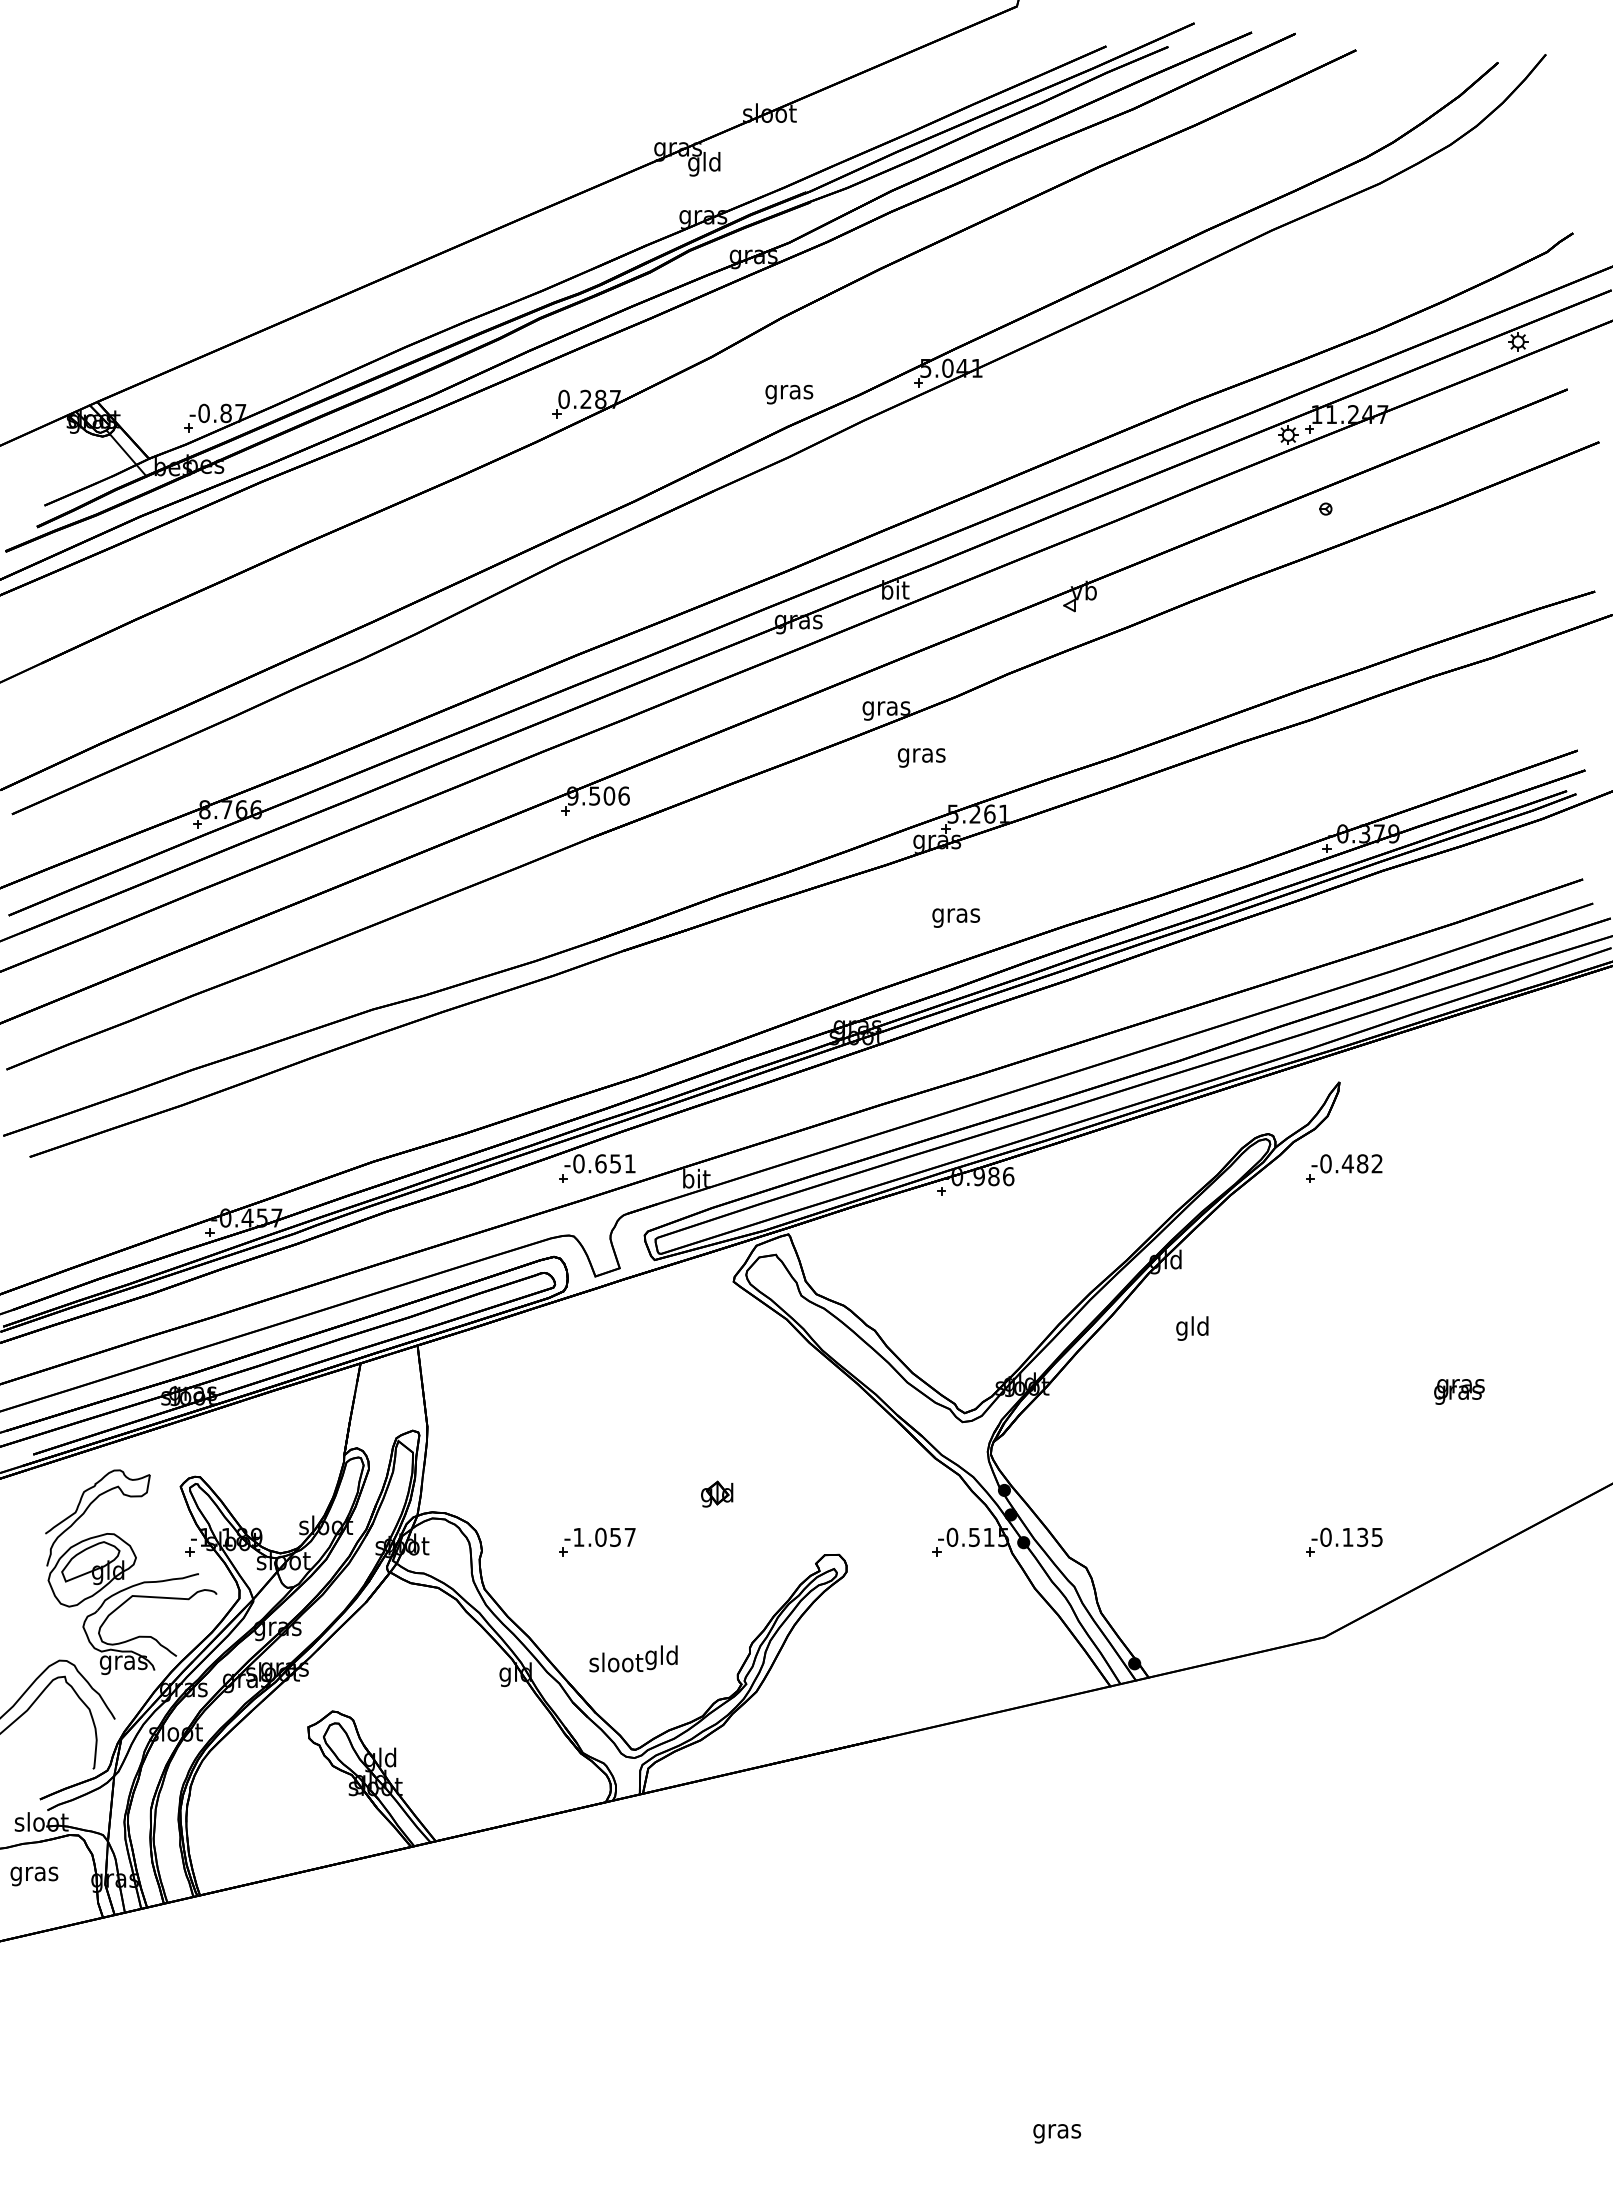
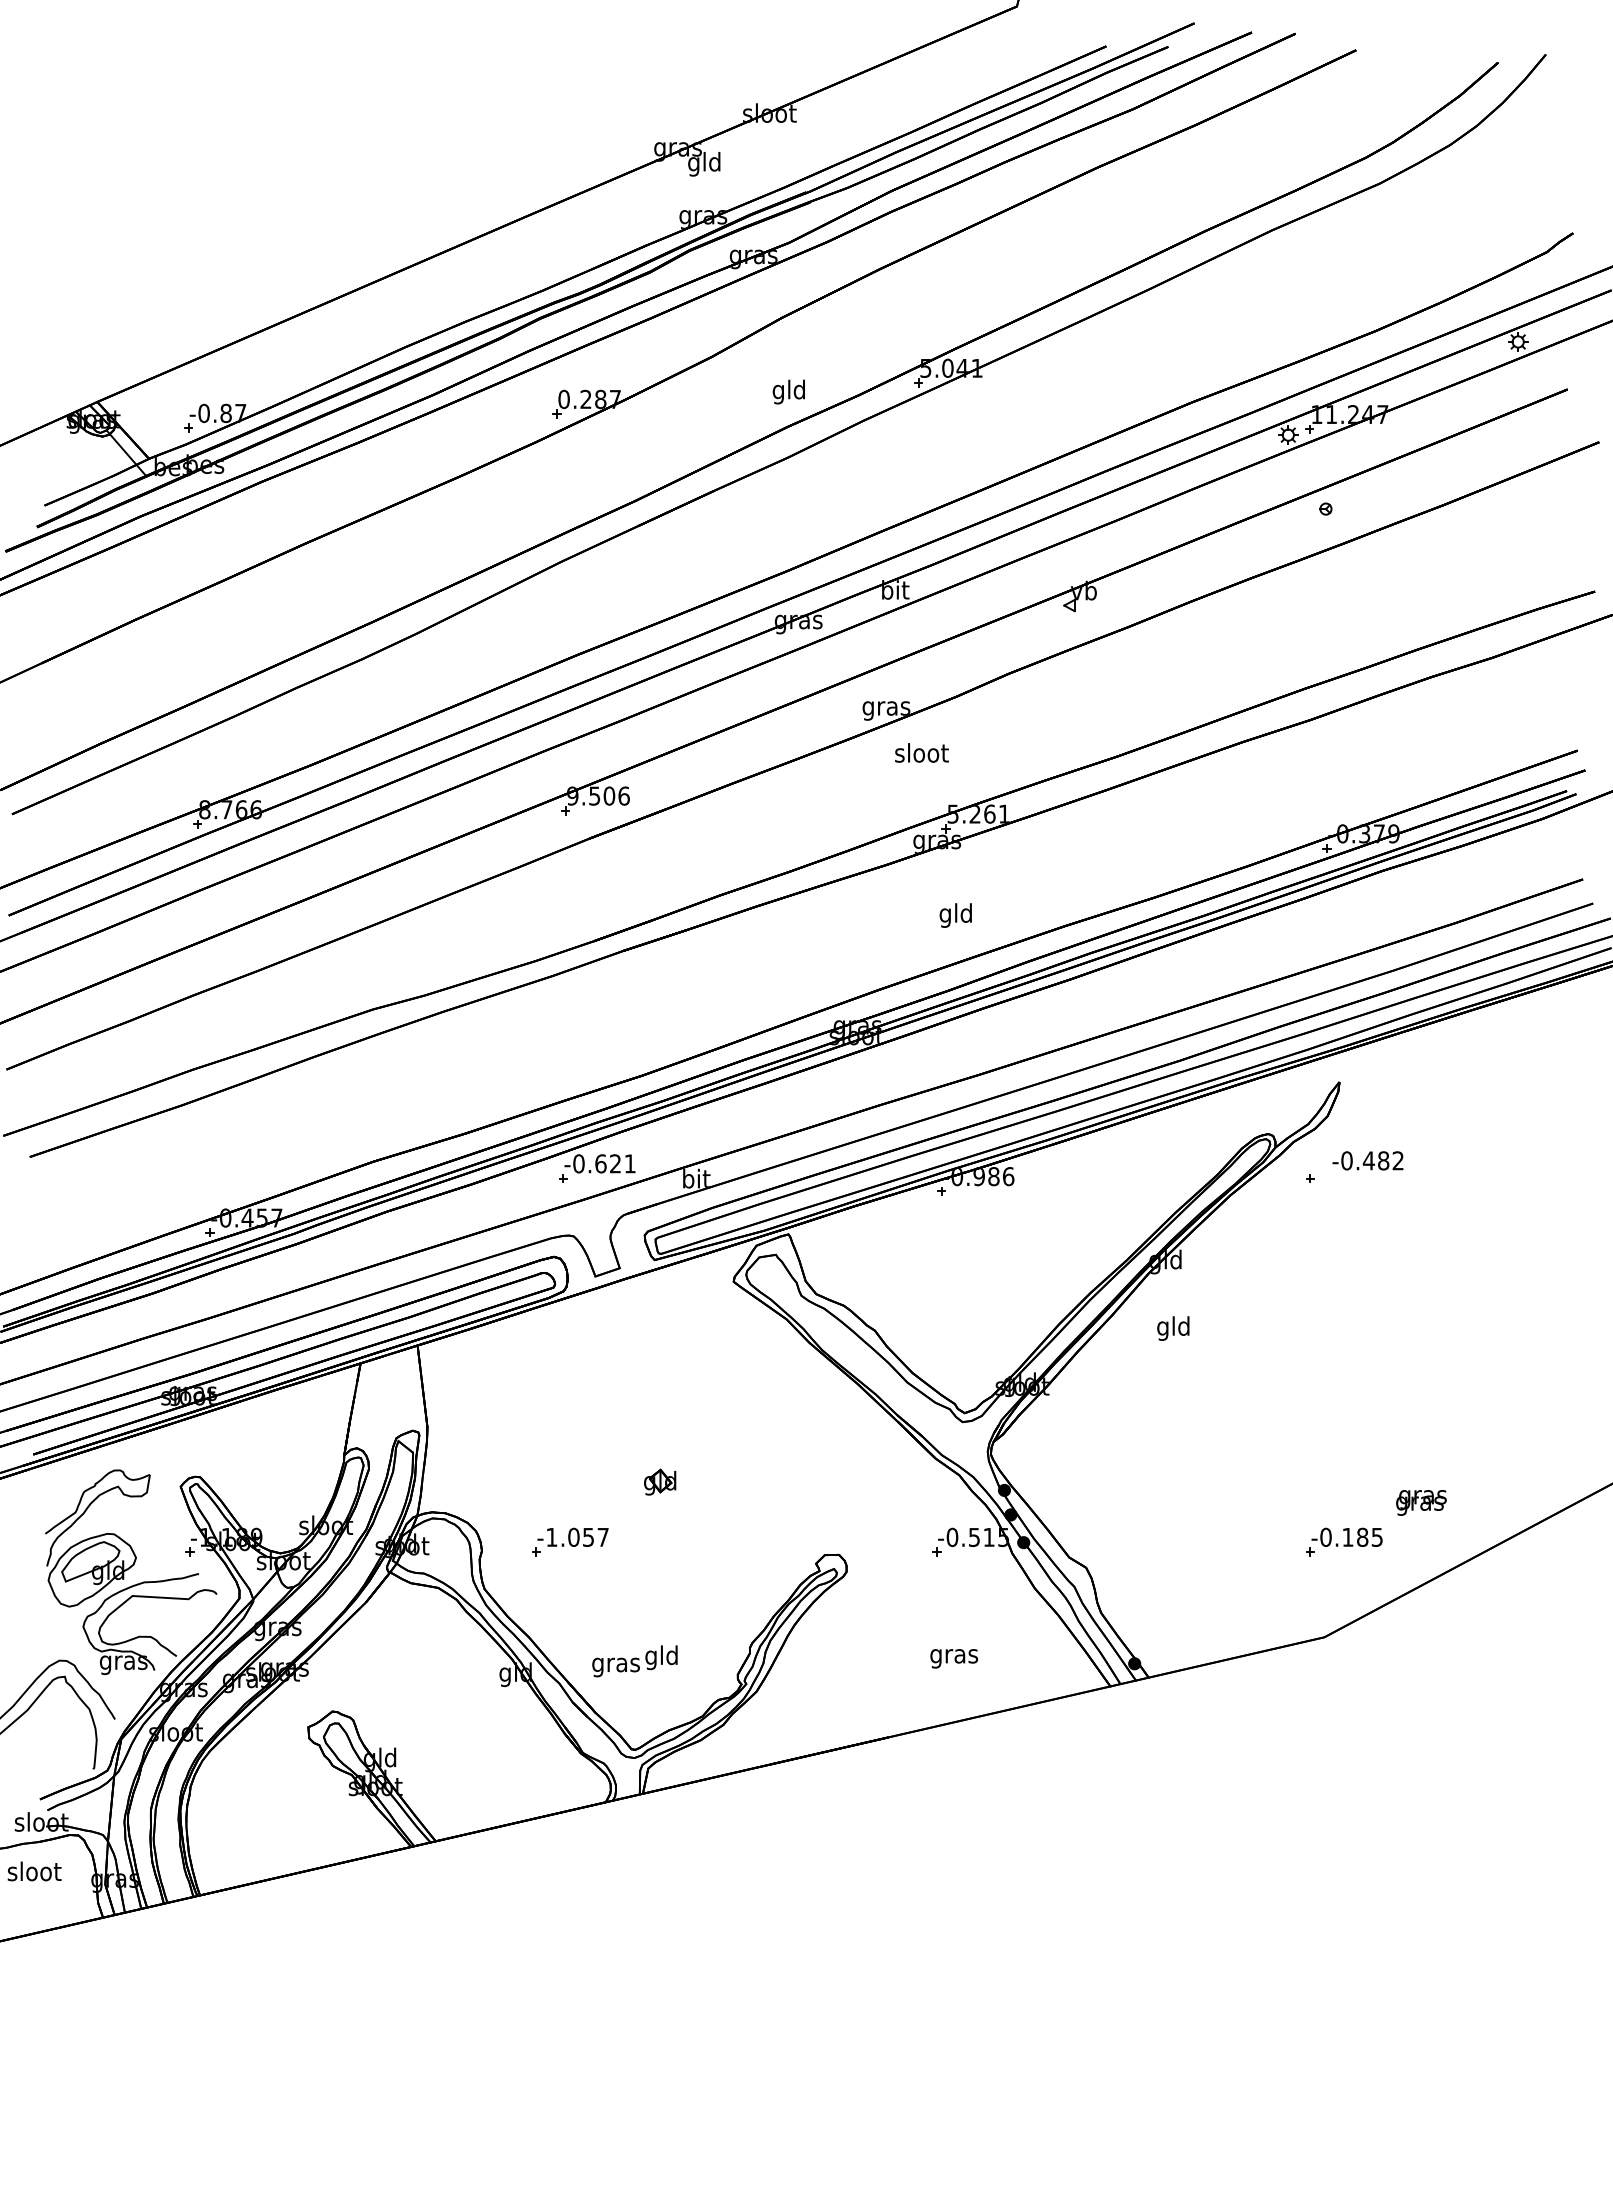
text: gras -> gld (789, 391)
text: gras -> sloot (921, 755)
text: gras -> gld (956, 915)
text: -0.651 -> -0.621 (615, 1163)
text position: (1346, 1163) -> (1367, 1160) (1367, 1160)
text position: (1192, 1328) -> (1173, 1328) (1173, 1328)
text position: (1459, 1391) -> (1421, 1502) (1421, 1502)
part position: (717, 1493) -> (660, 1481) (660, 1481)
text: -0.135 -> -0.185 (1362, 1536)
part position: (597, 1541) -> (570, 1541) (570, 1541)
text: sloot -> gras (616, 1664)
text: gras -> sloot (34, 1873)
text position: (1057, 2133) -> (954, 1658) (954, 1658)
